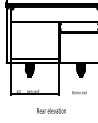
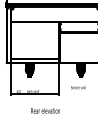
text position: (79, 92) -> (78, 87) (78, 87)
text position: (51, 110) -> (45, 110) (45, 110)
